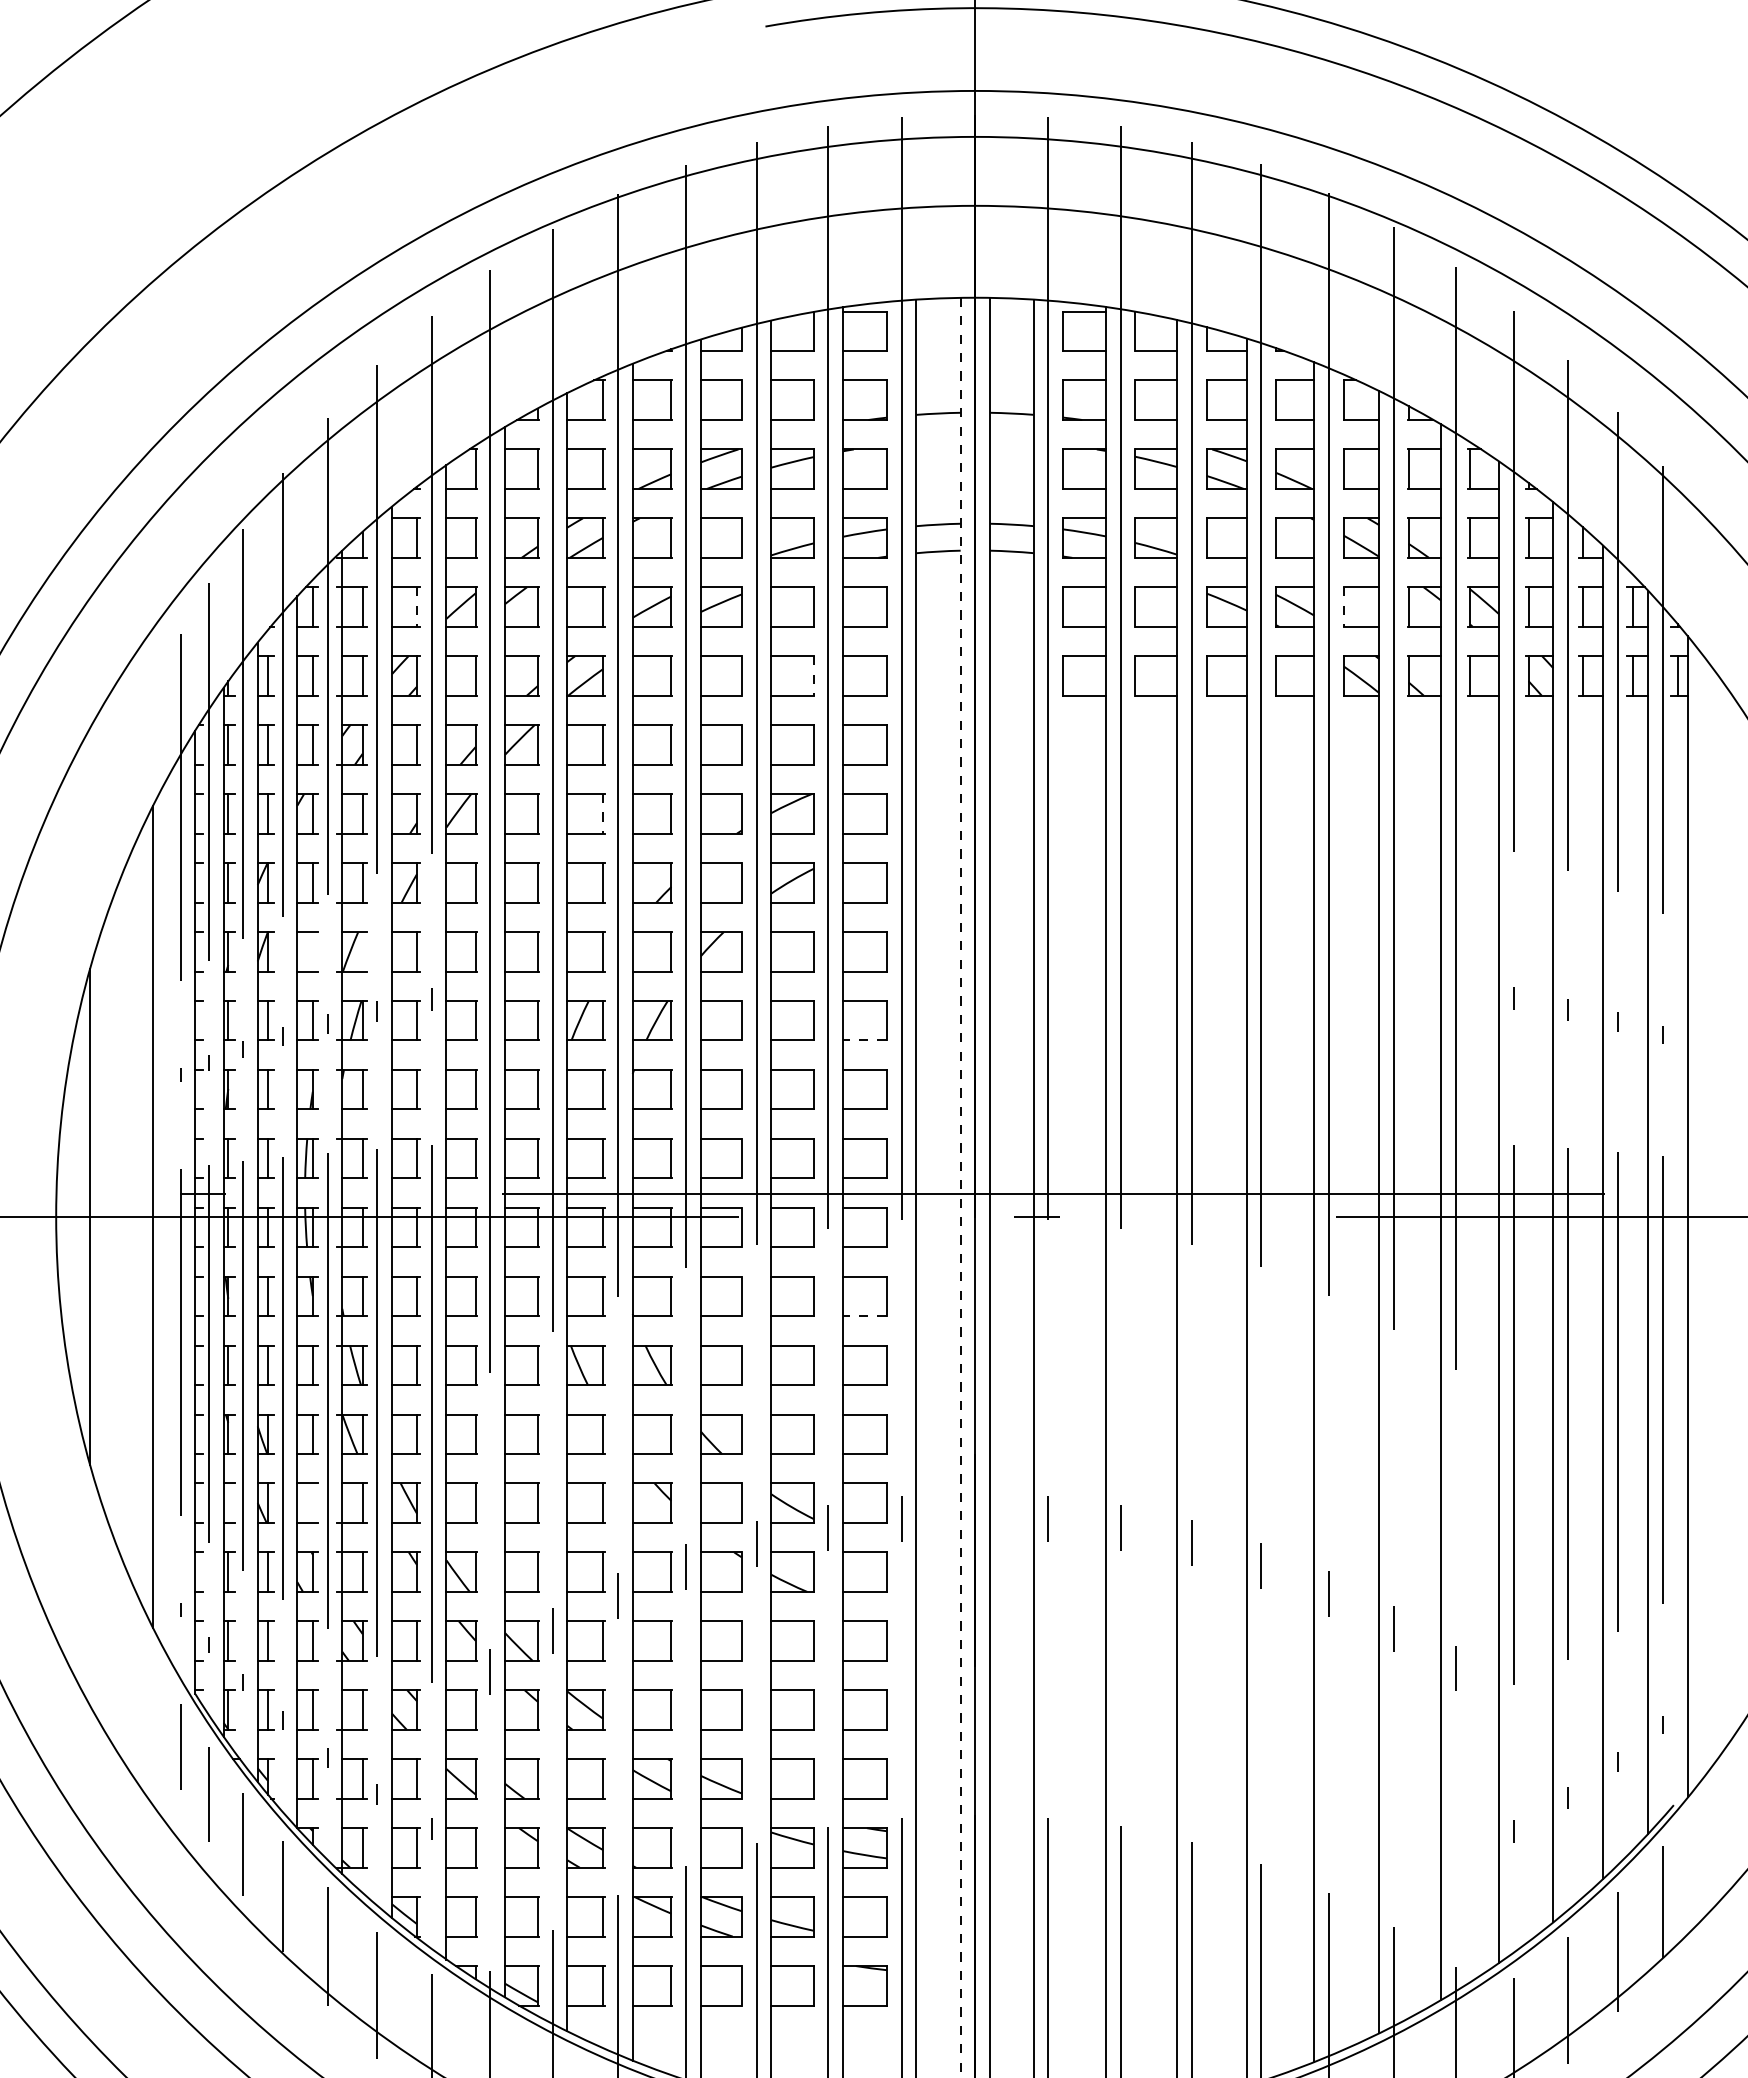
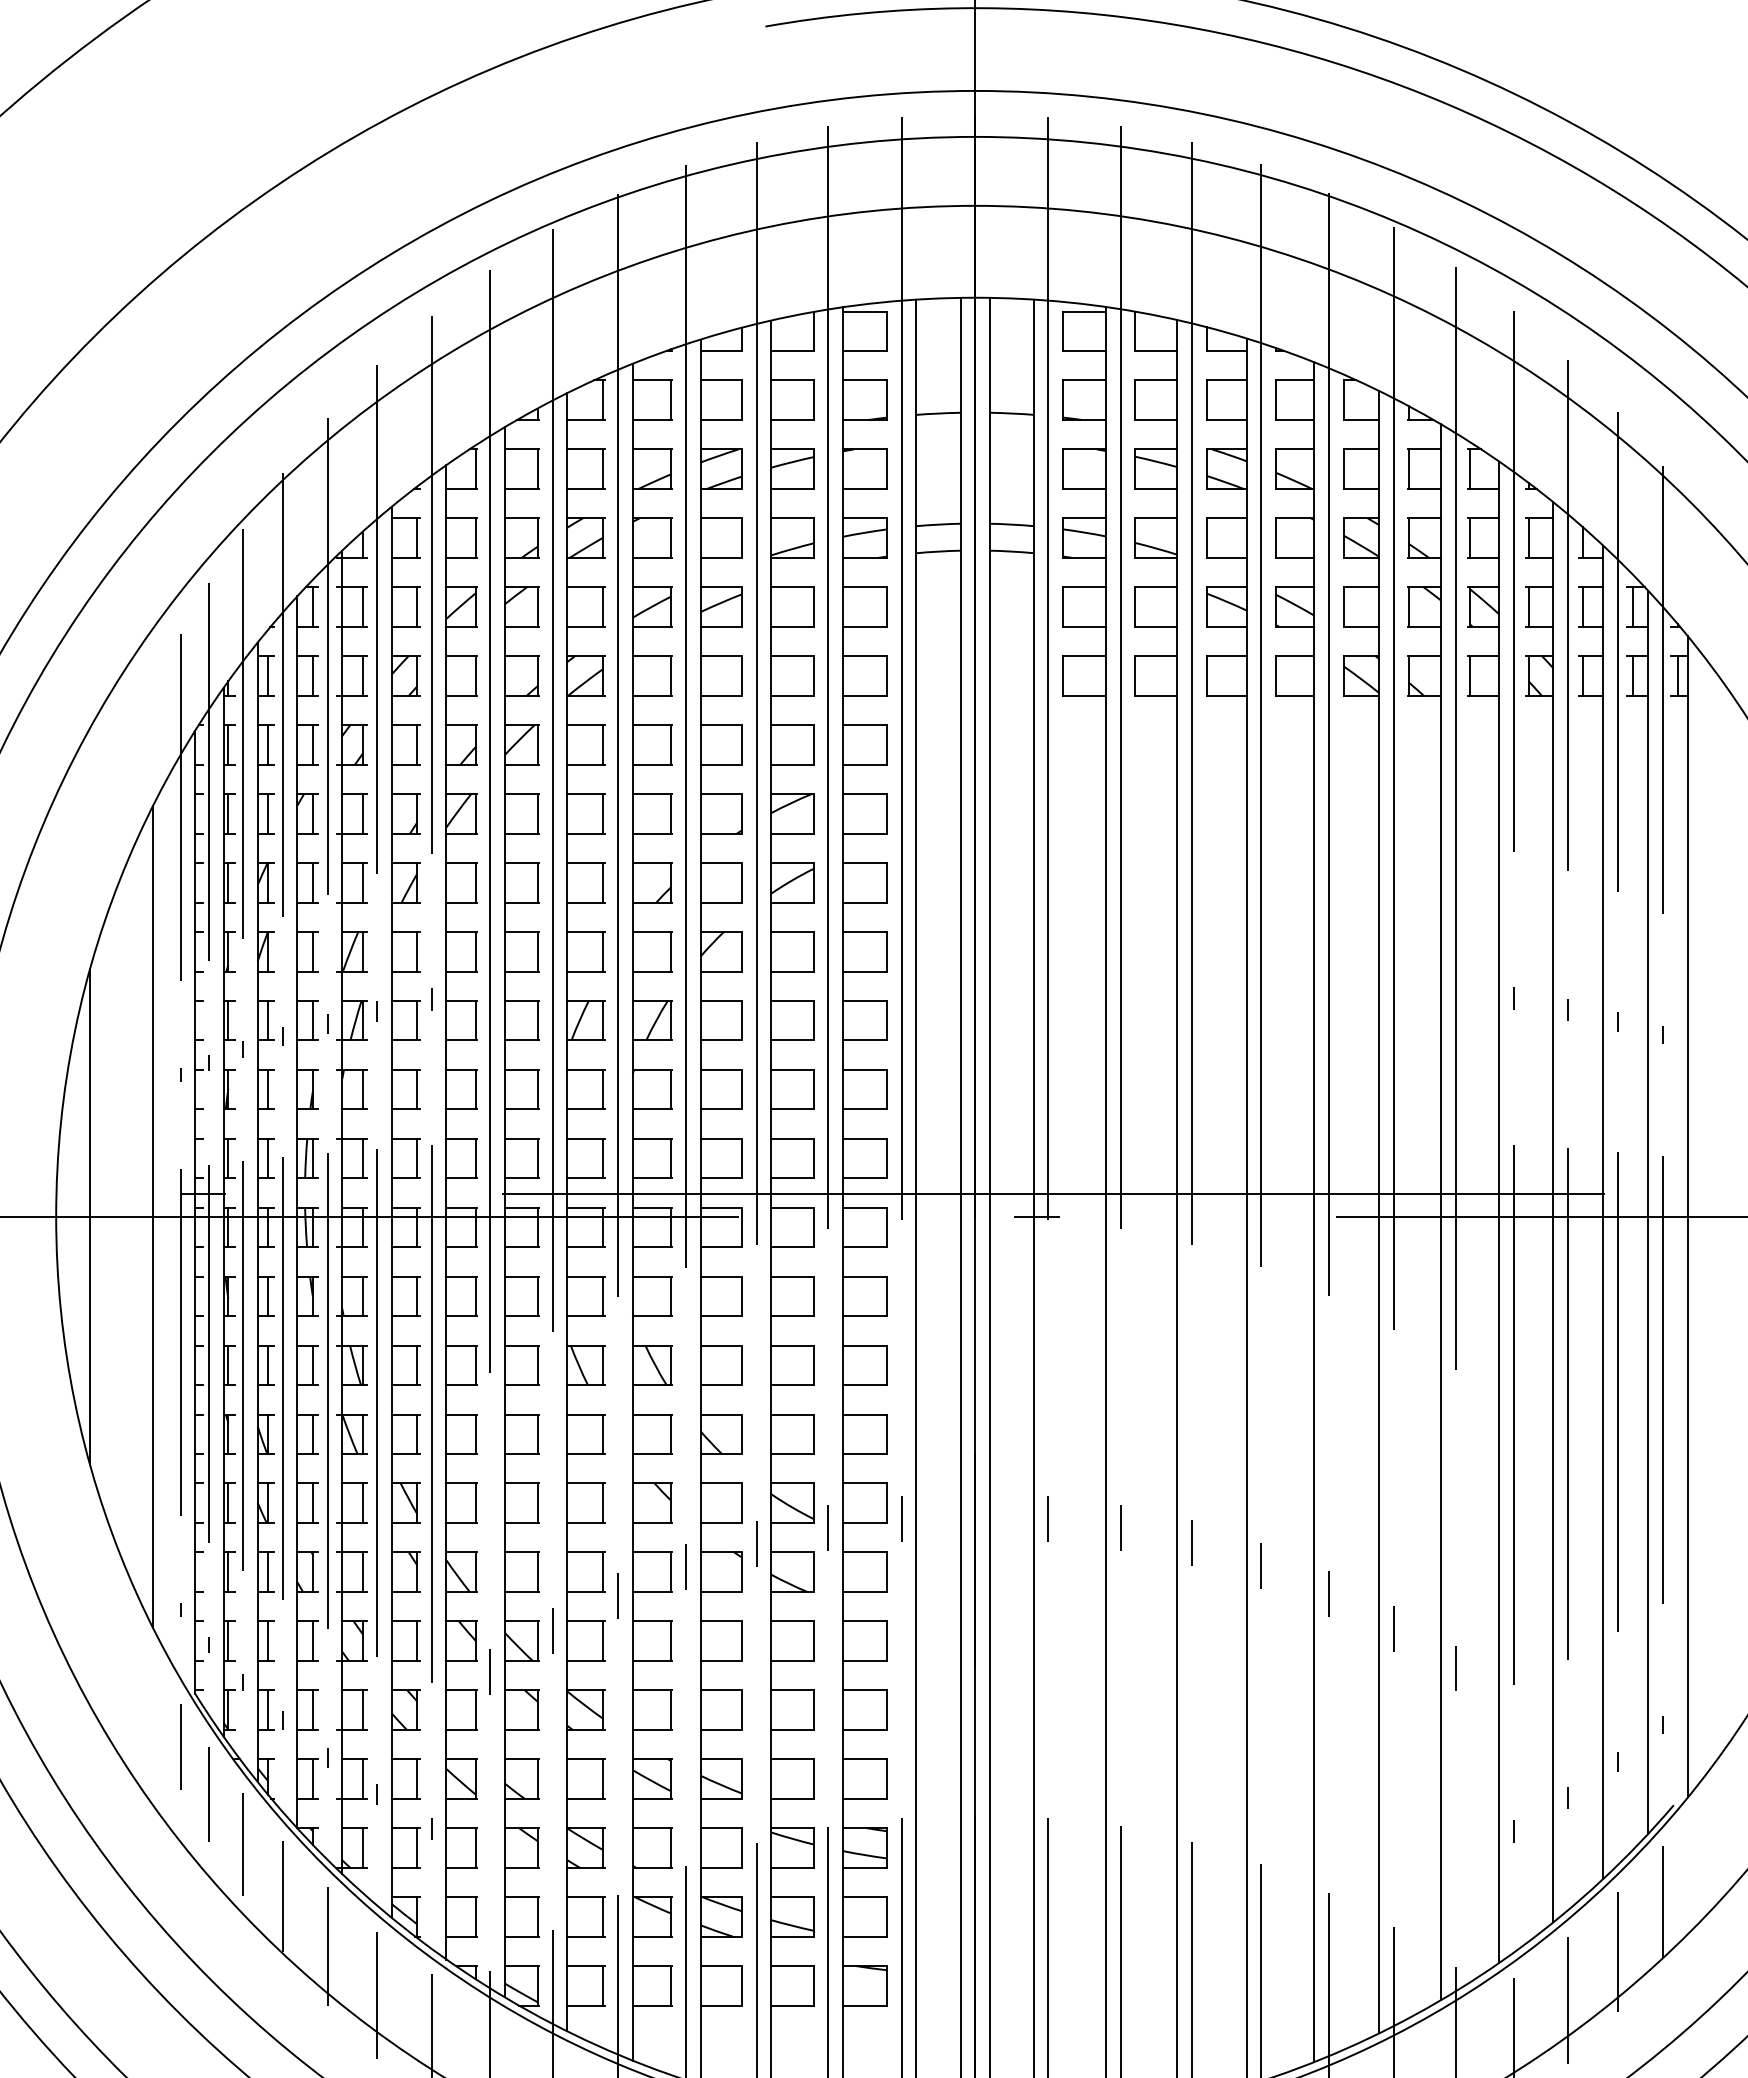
line: dashed -> solid (417, 607)
line: dashed -> solid (1343, 607)
line: dashed -> solid (813, 676)
line: dashed -> solid (603, 813)
line: none -> present (312, 951)
line: none -> present (362, 951)
line: dashed -> solid (864, 1040)
line: dashed -> solid (960, 1187)
line: dashed -> solid (864, 1316)
line: none -> present (228, 1503)
line: none -> present (312, 1503)
